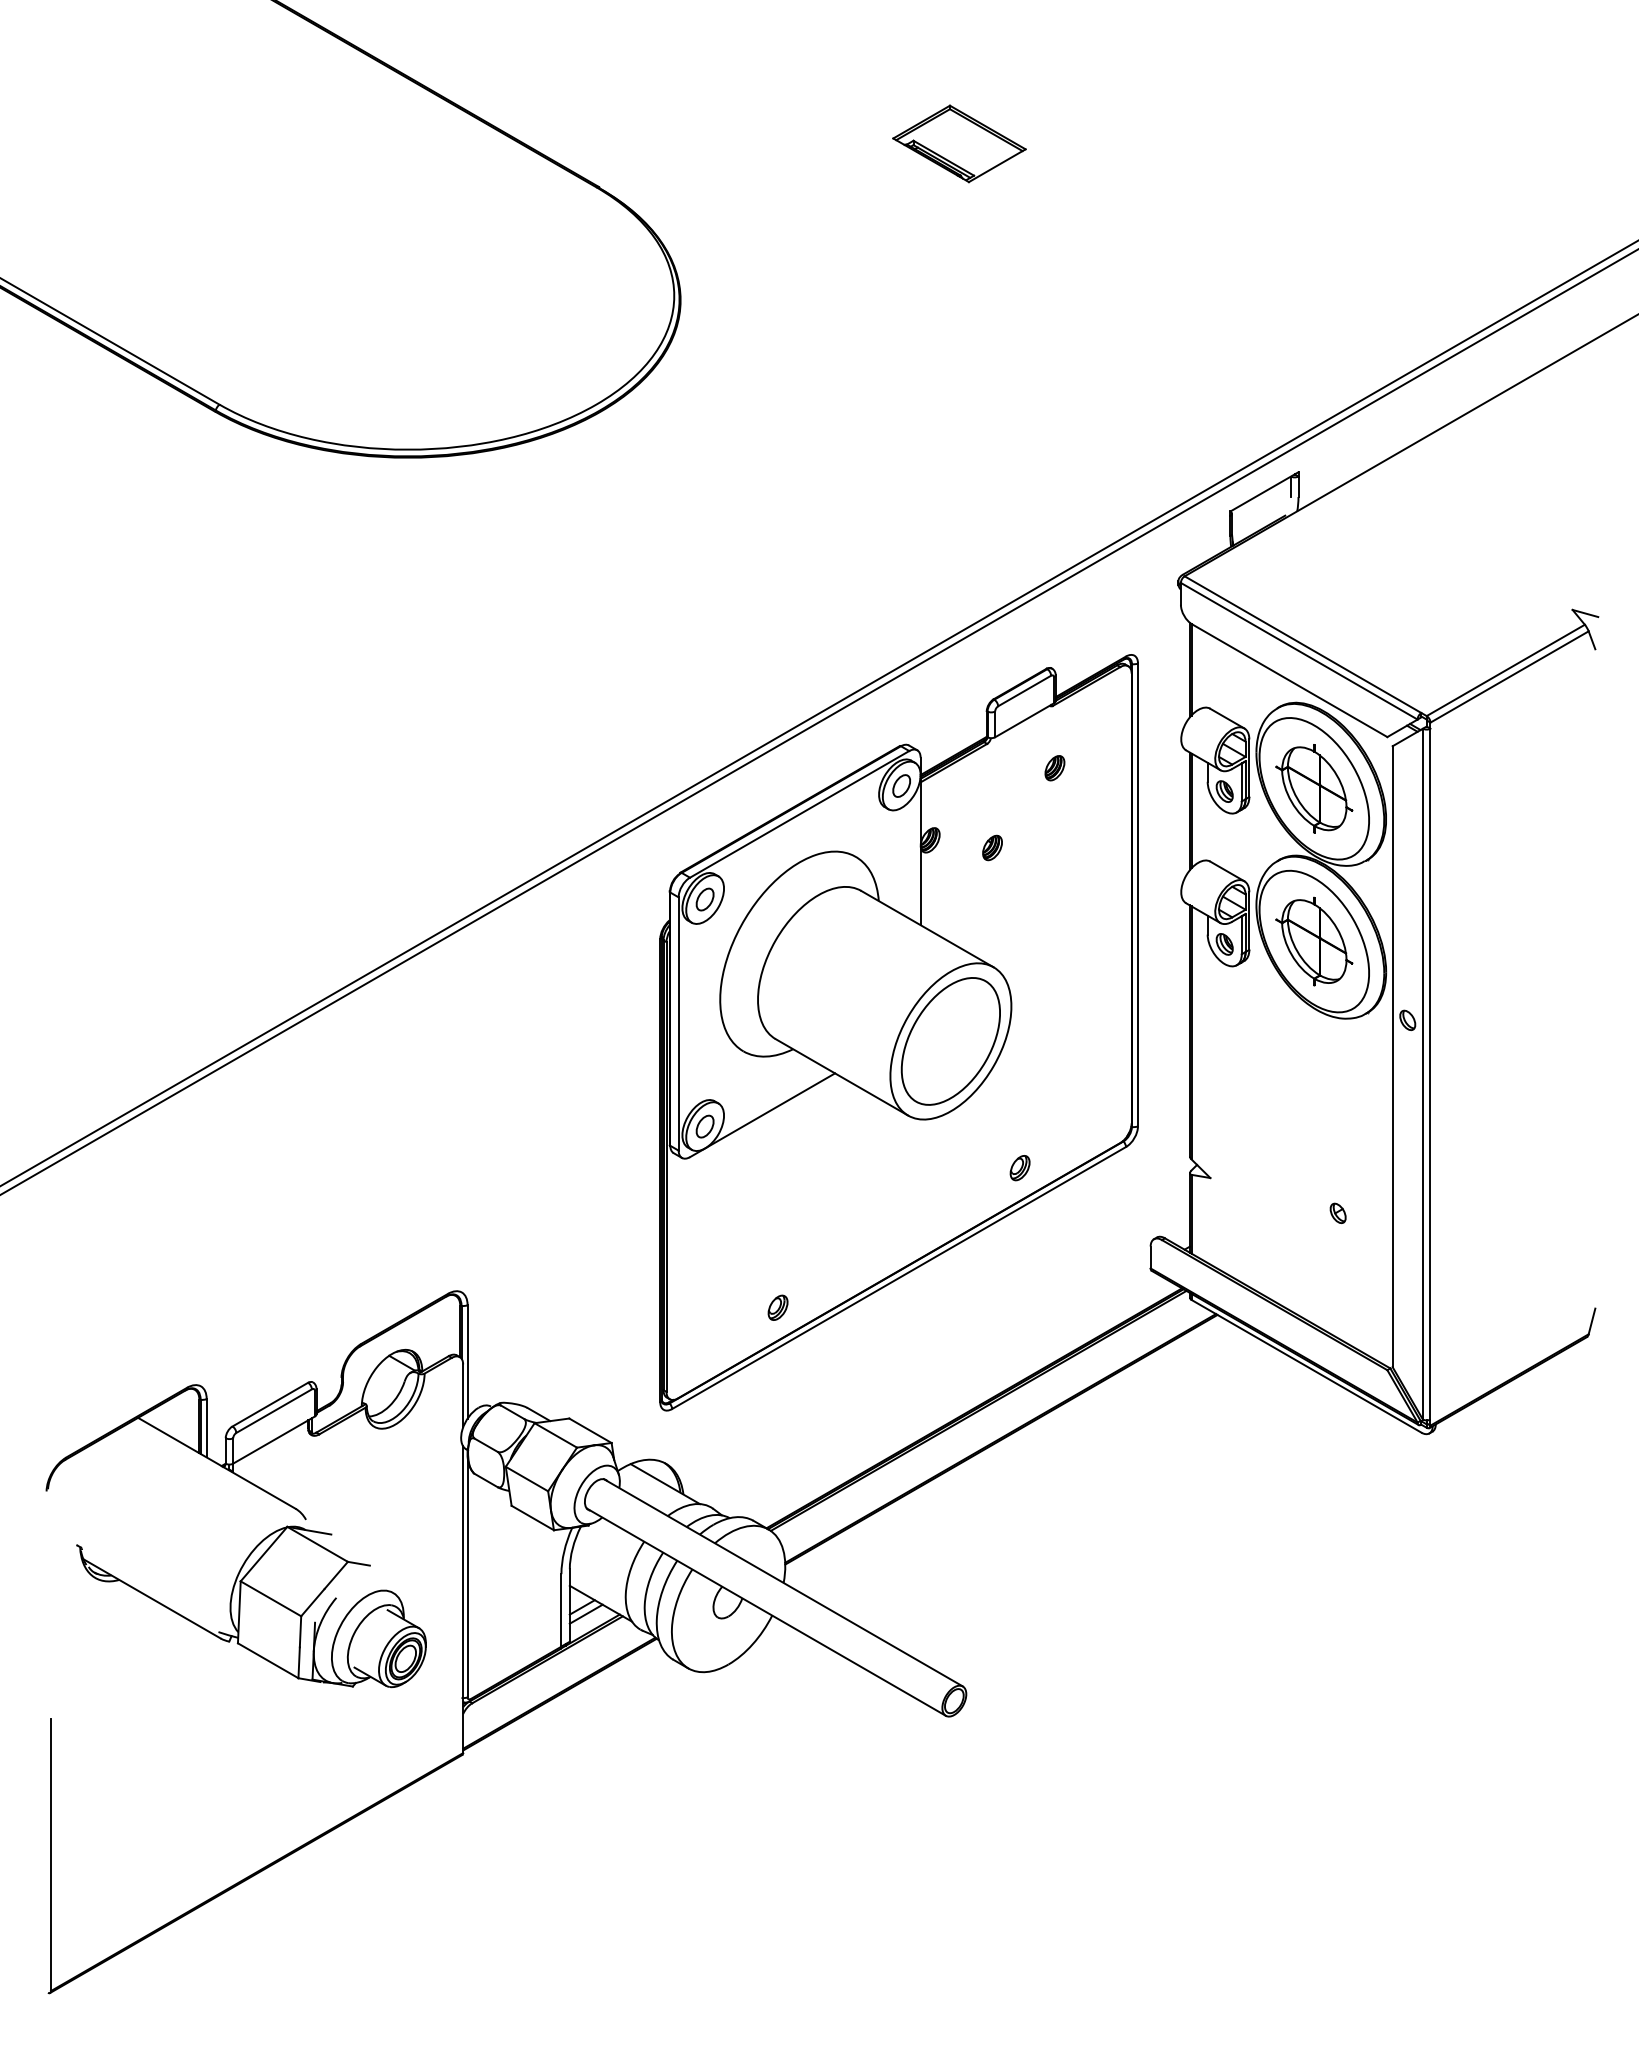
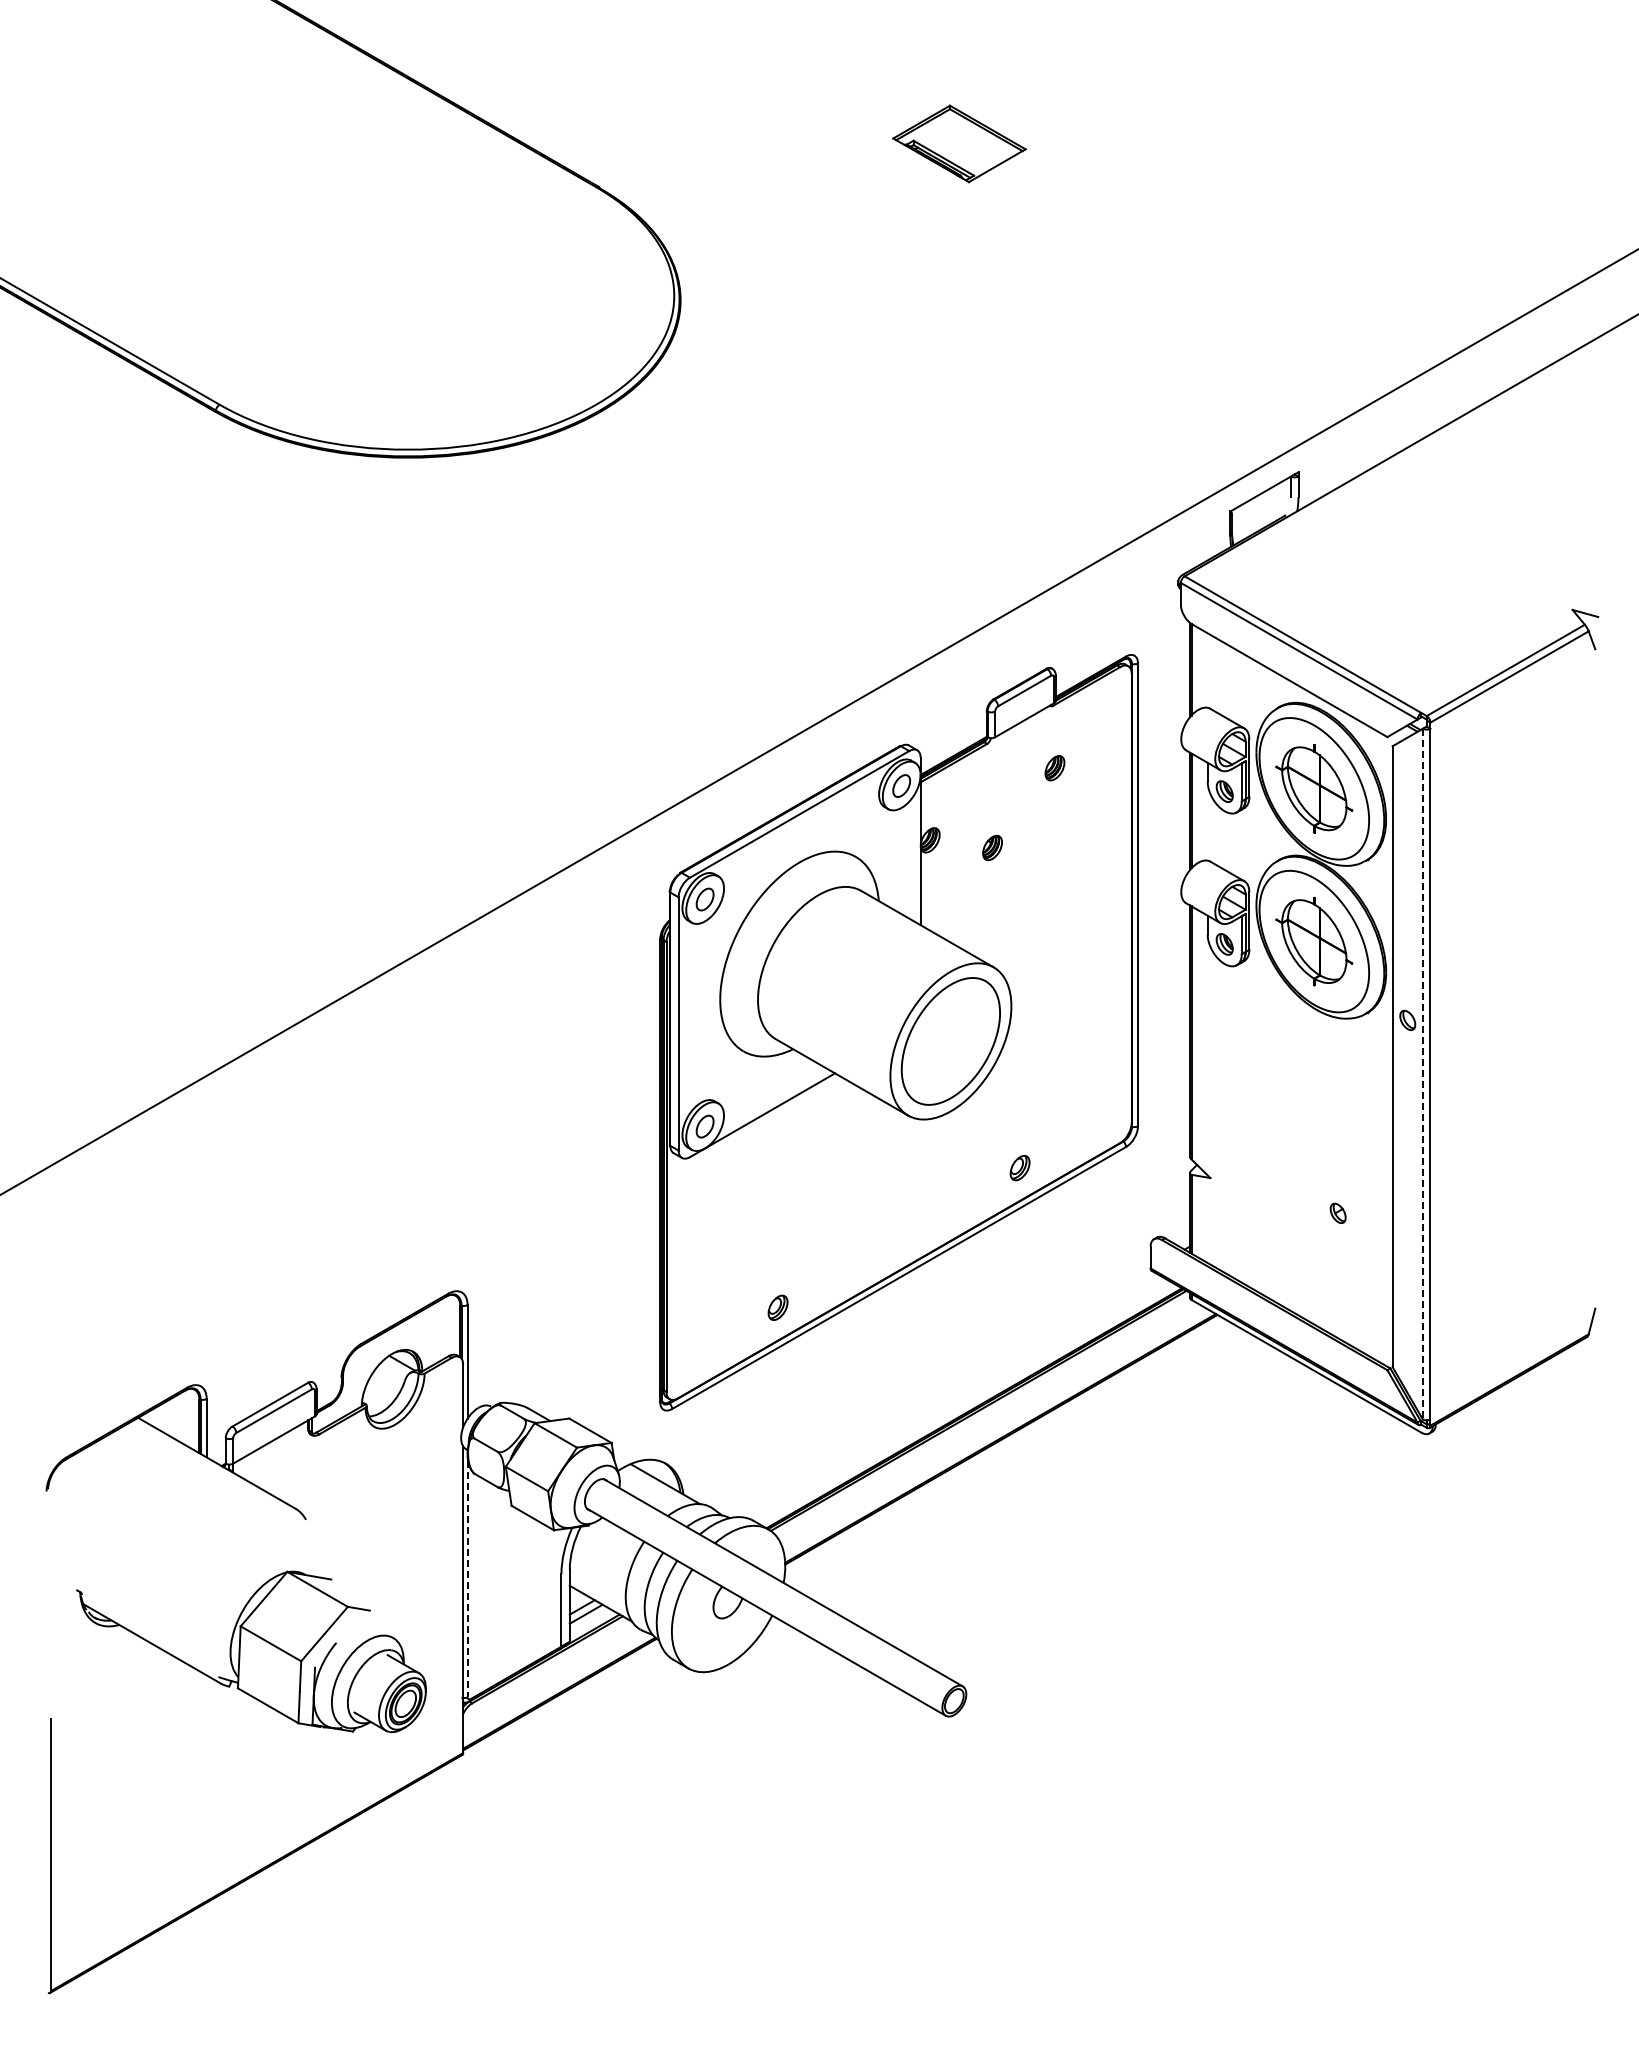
line: present -> none (818, 713)
line: solid -> dashed (1422, 1074)
line: solid -> dashed (467, 1573)
part position: (251, 1606) -> (251, 1651) (251, 1651)
